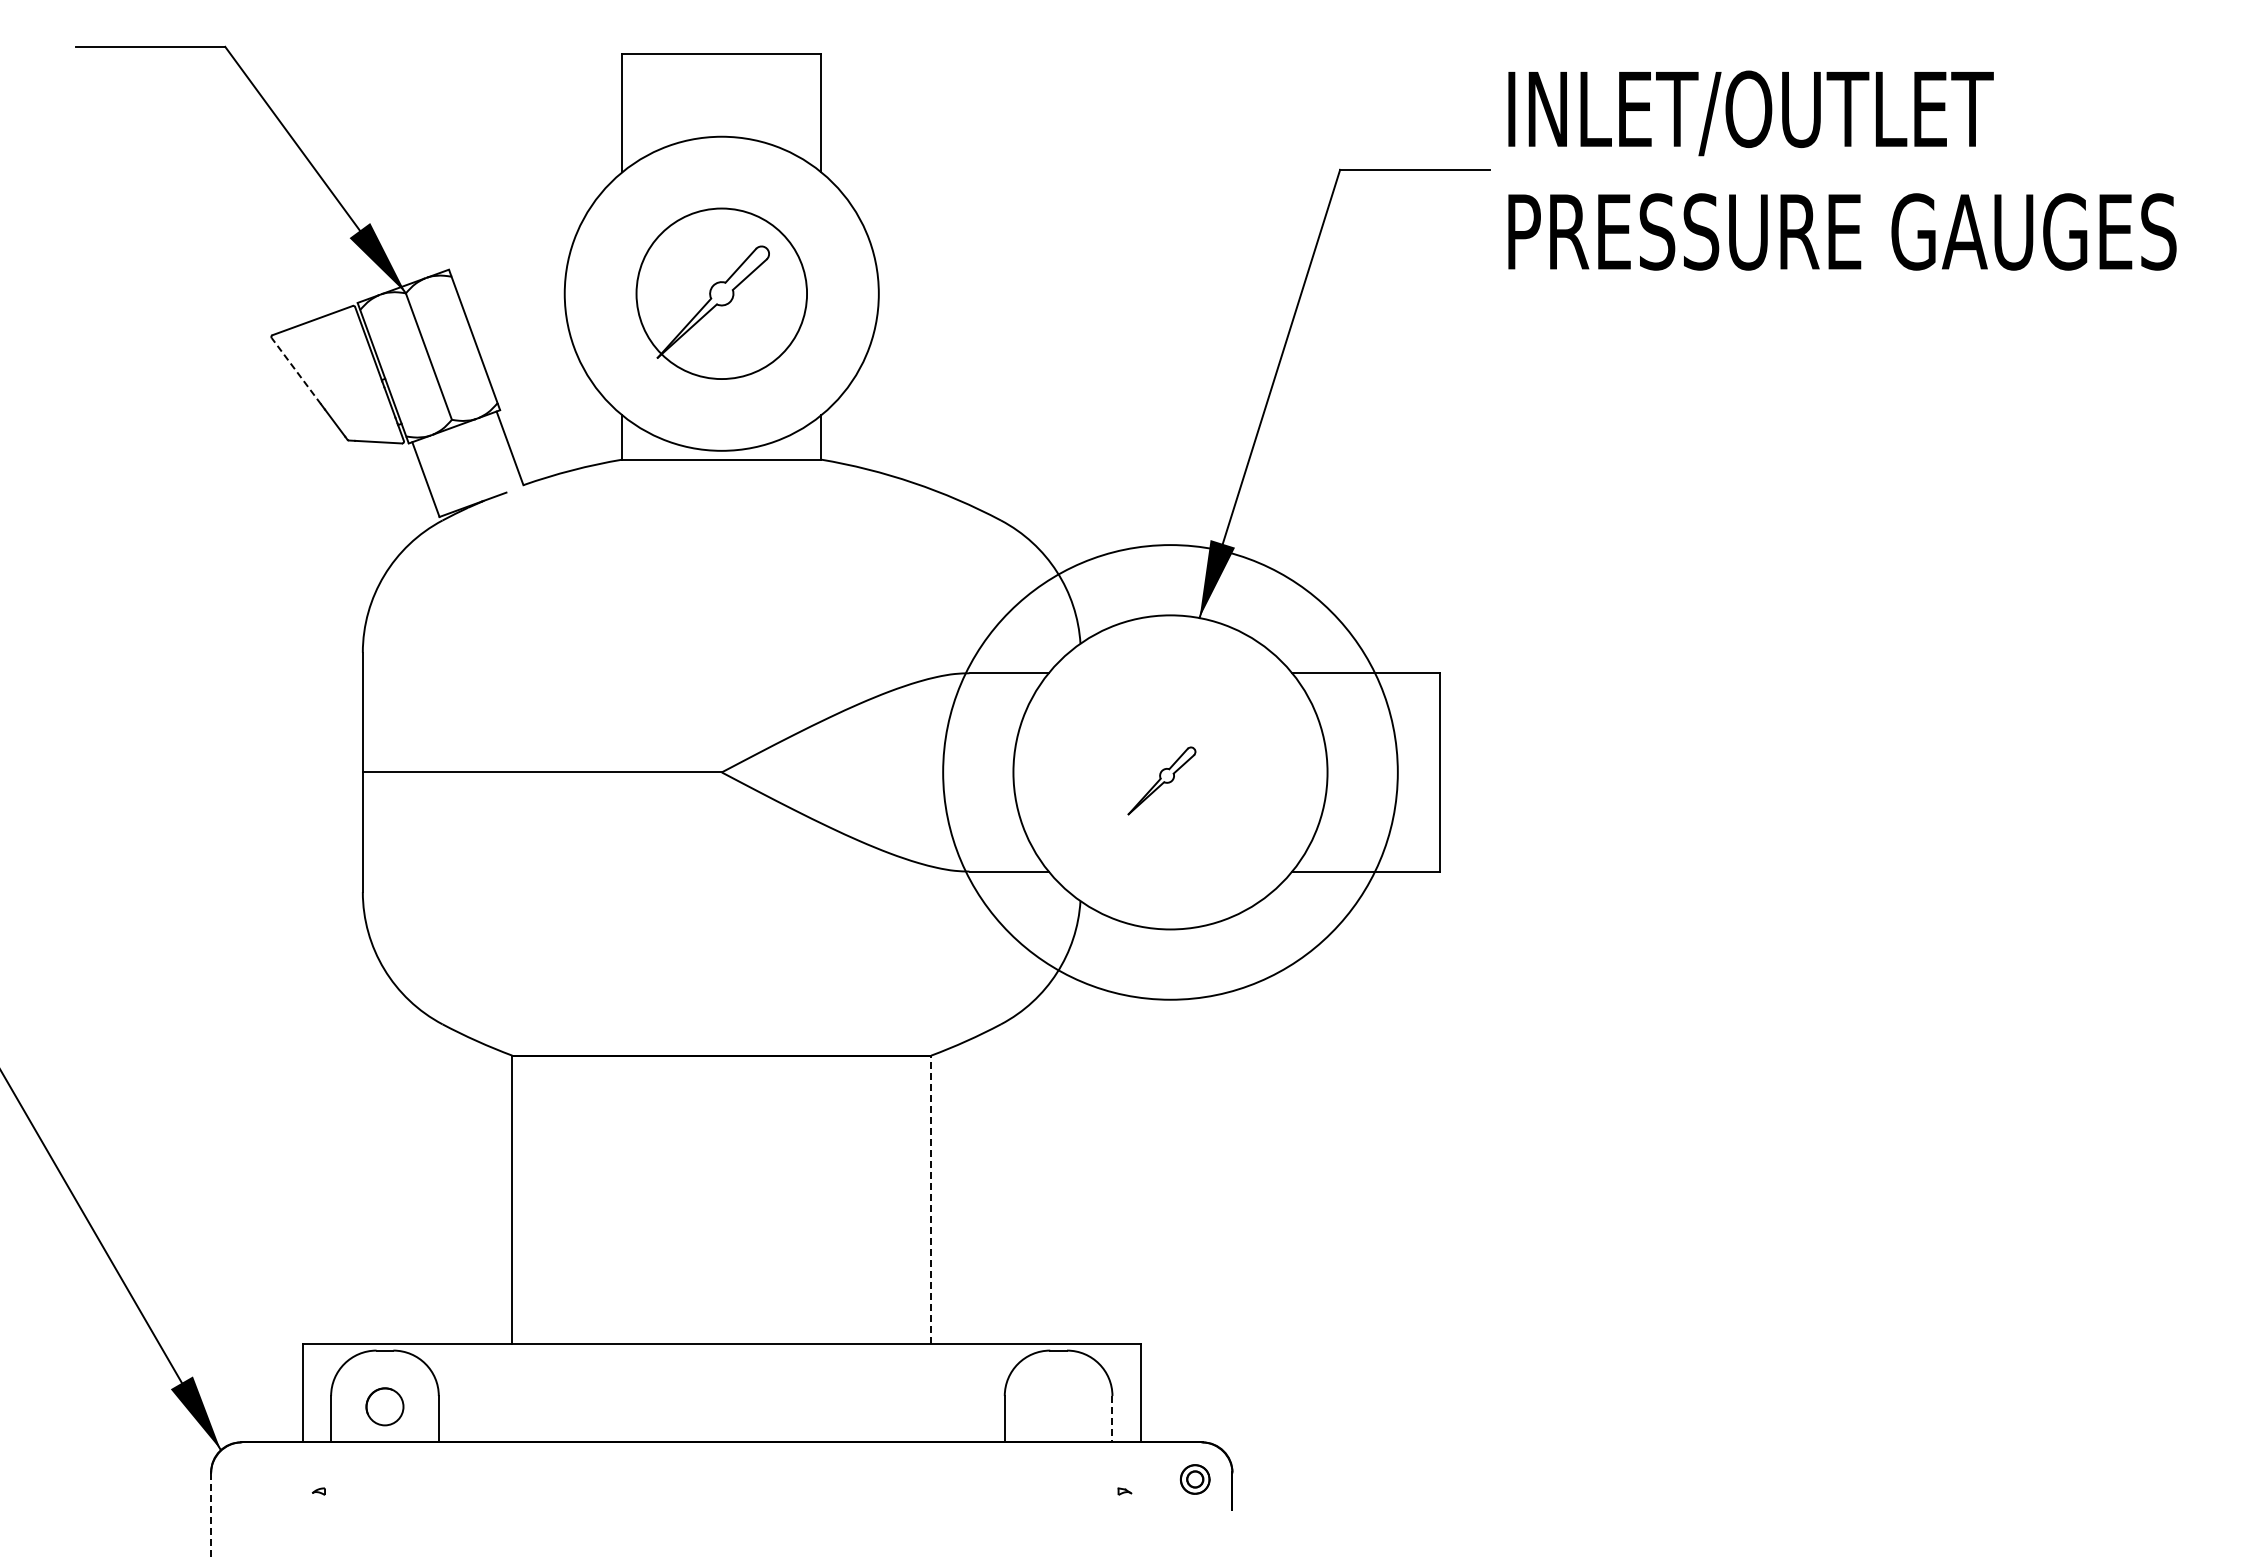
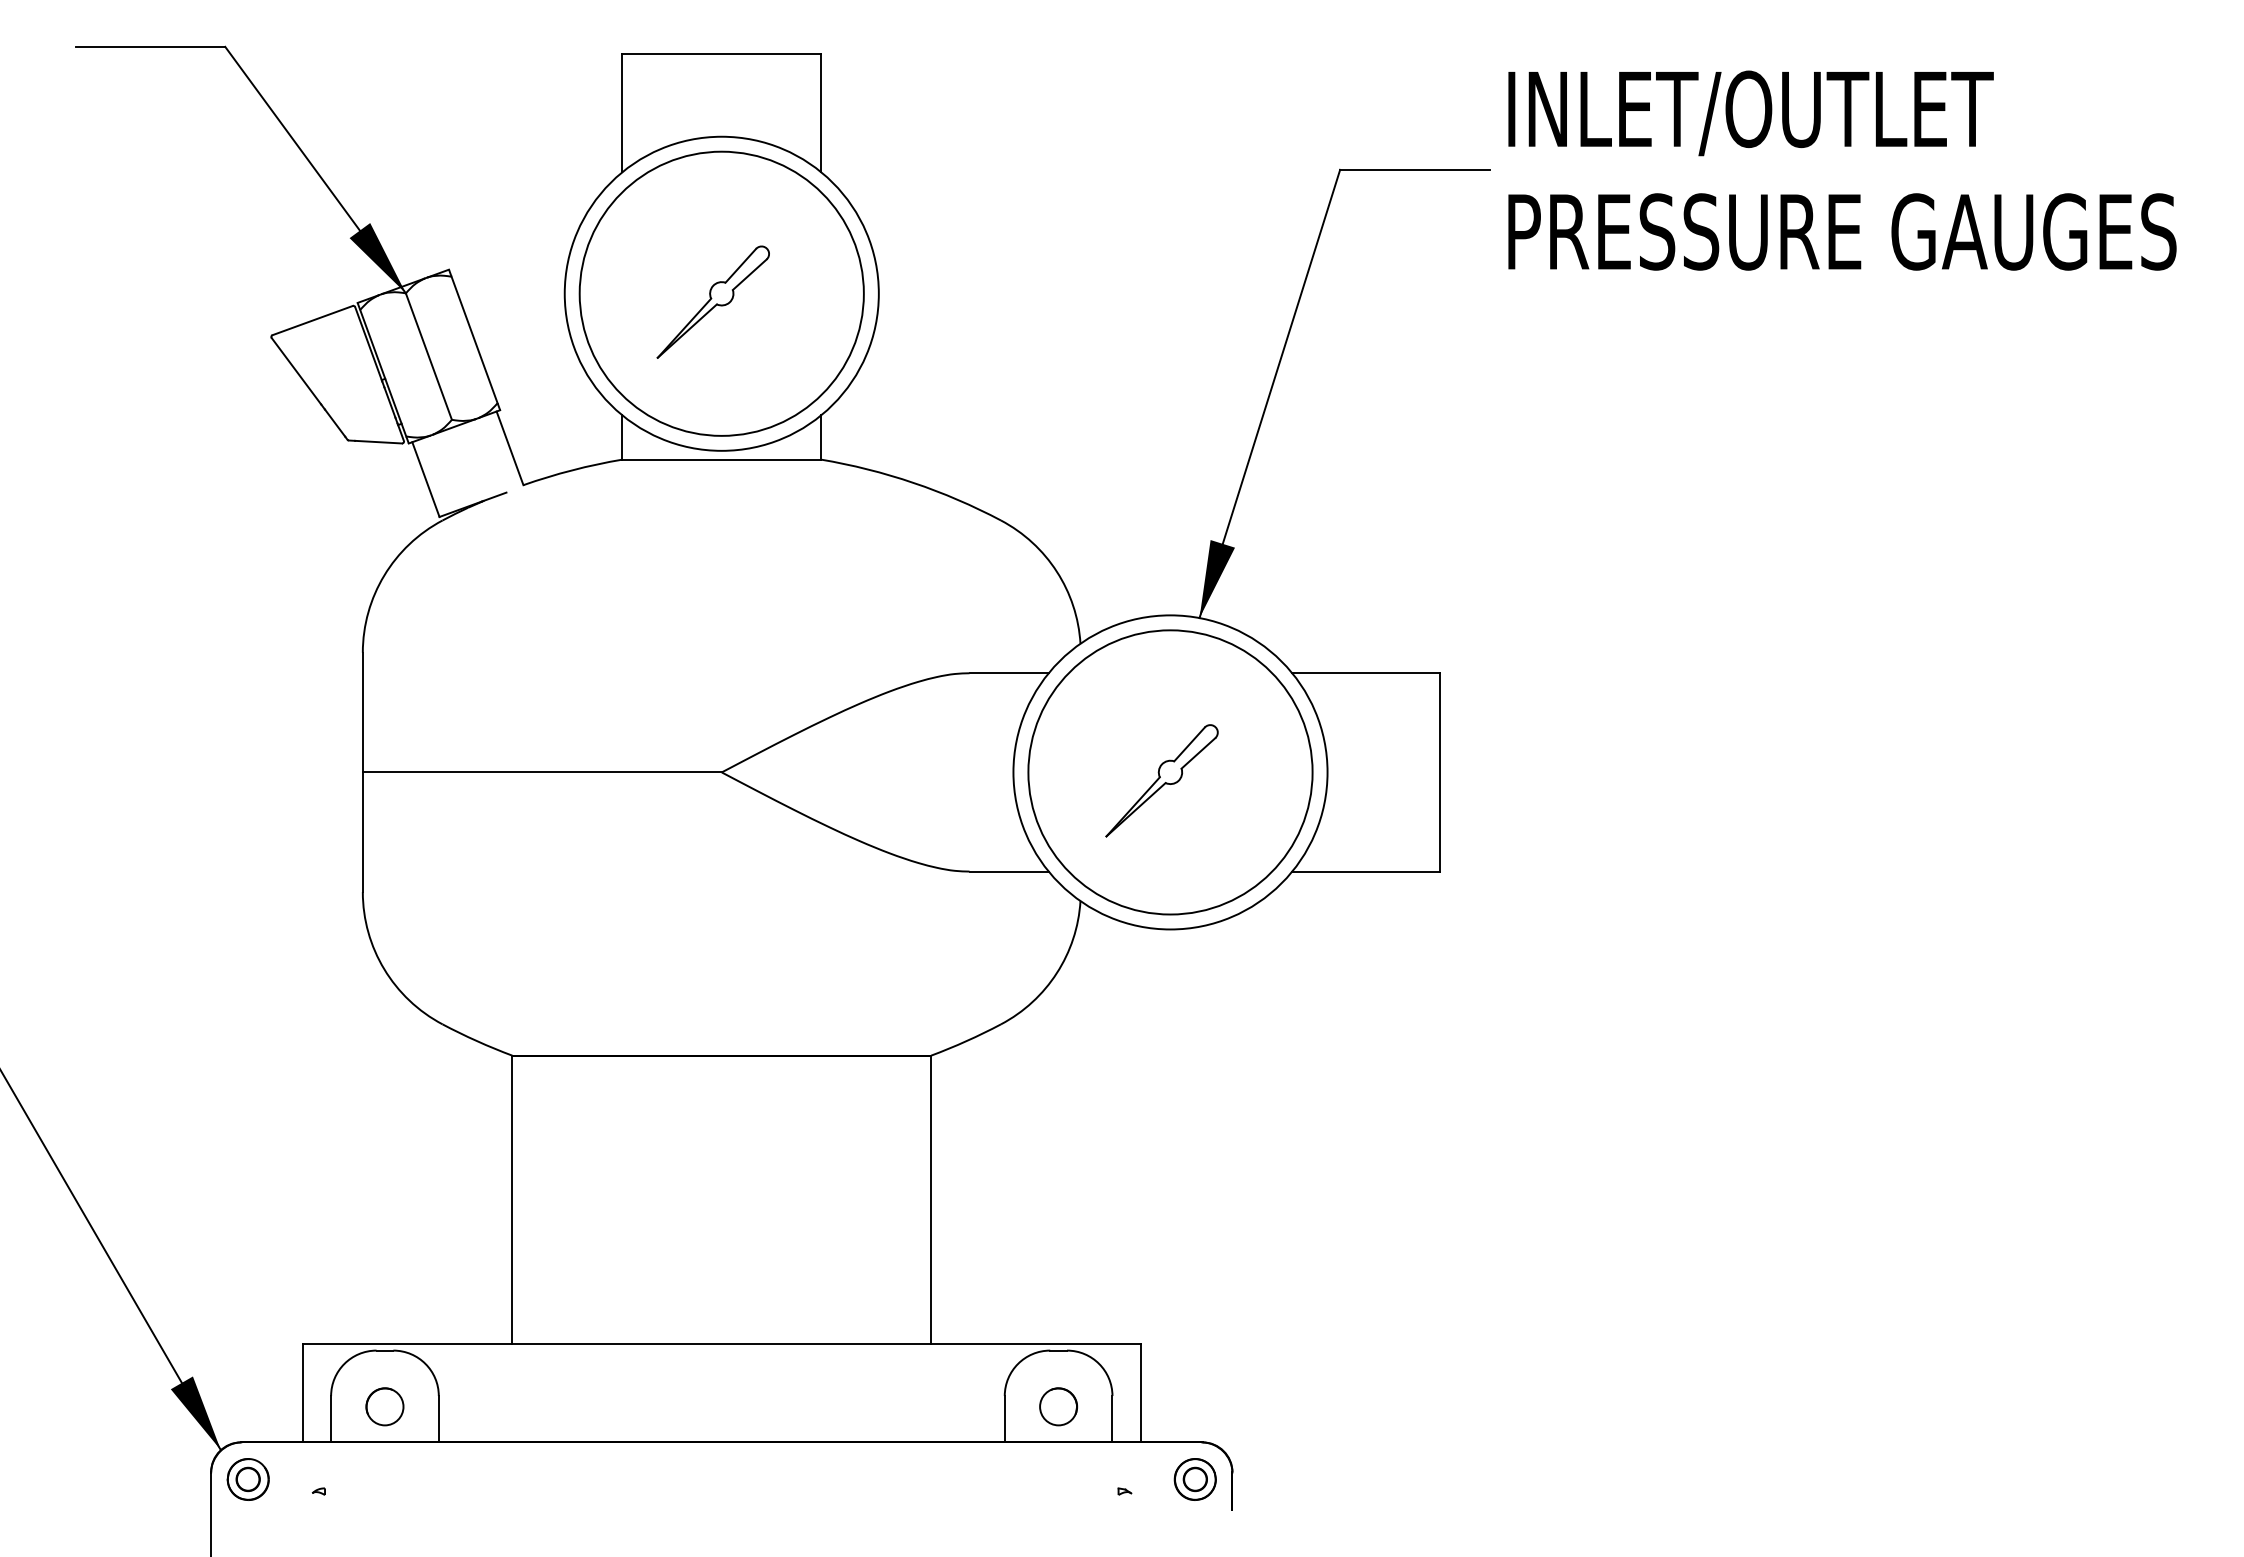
circle diameter: 171 px -> 284 px (721, 293)
line: dashed -> solid (296, 370)
circle diameter: 455 px -> 284 px (1170, 772)
part size: 70x70 px -> 114x114 px (1161, 780)
line: dashed -> solid (931, 1199)
circle: none -> present (1058, 1406)
line: dashed -> solid (1112, 1419)
part: none -> present (247, 1479)
part size: 32x31 px -> 44x43 px (1194, 1479)
line: dashed -> solid (211, 1515)
